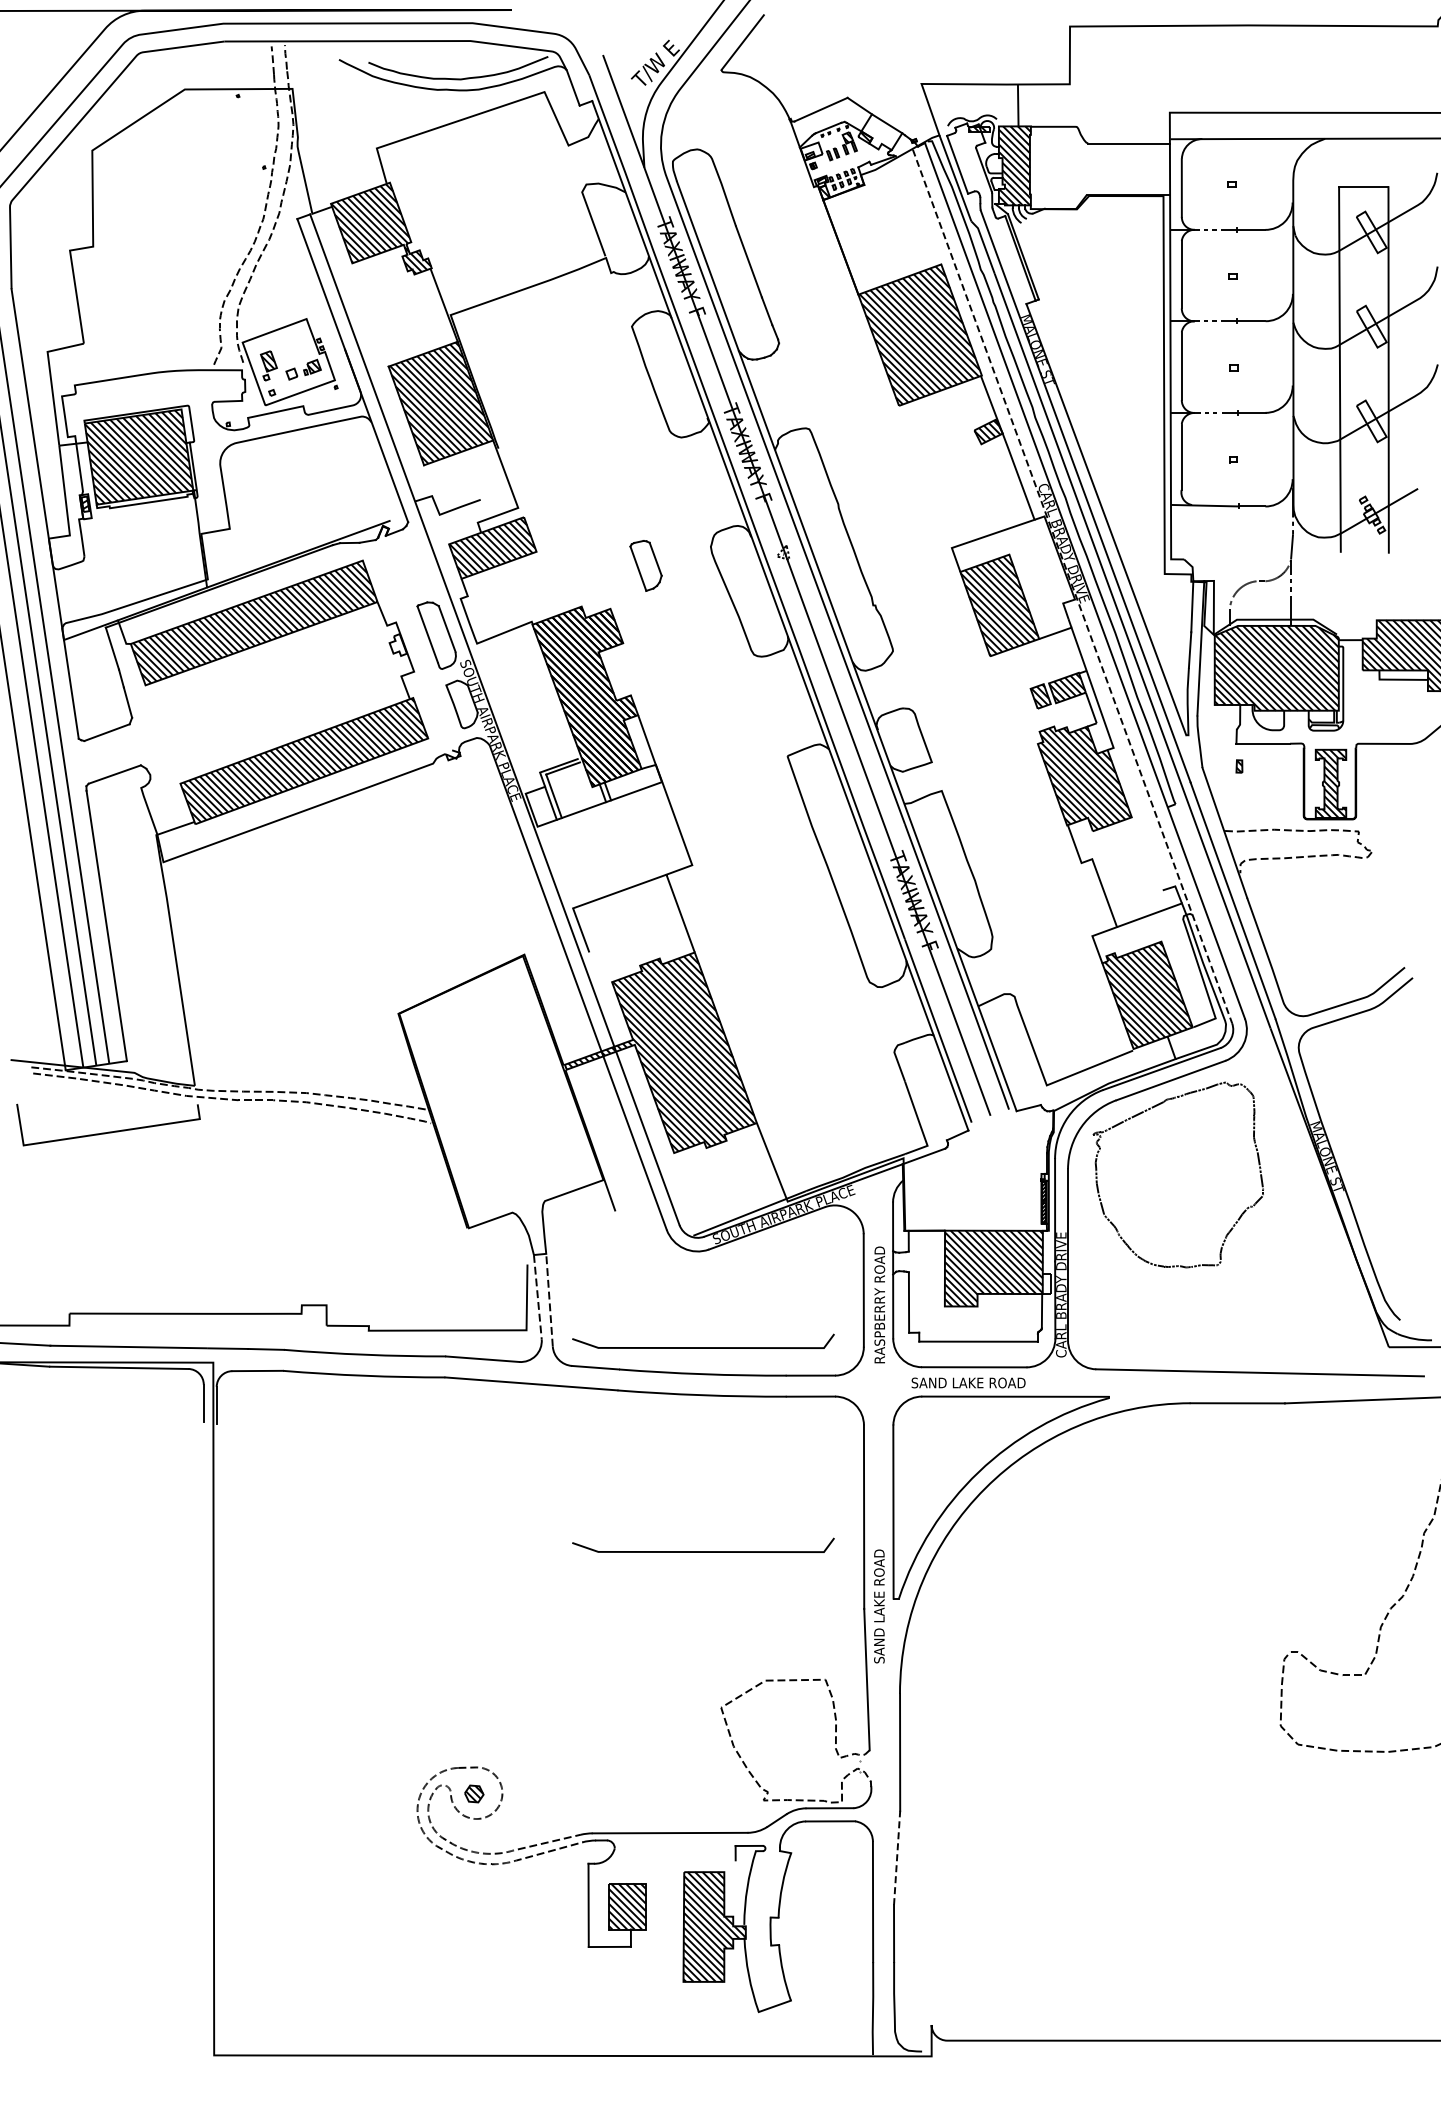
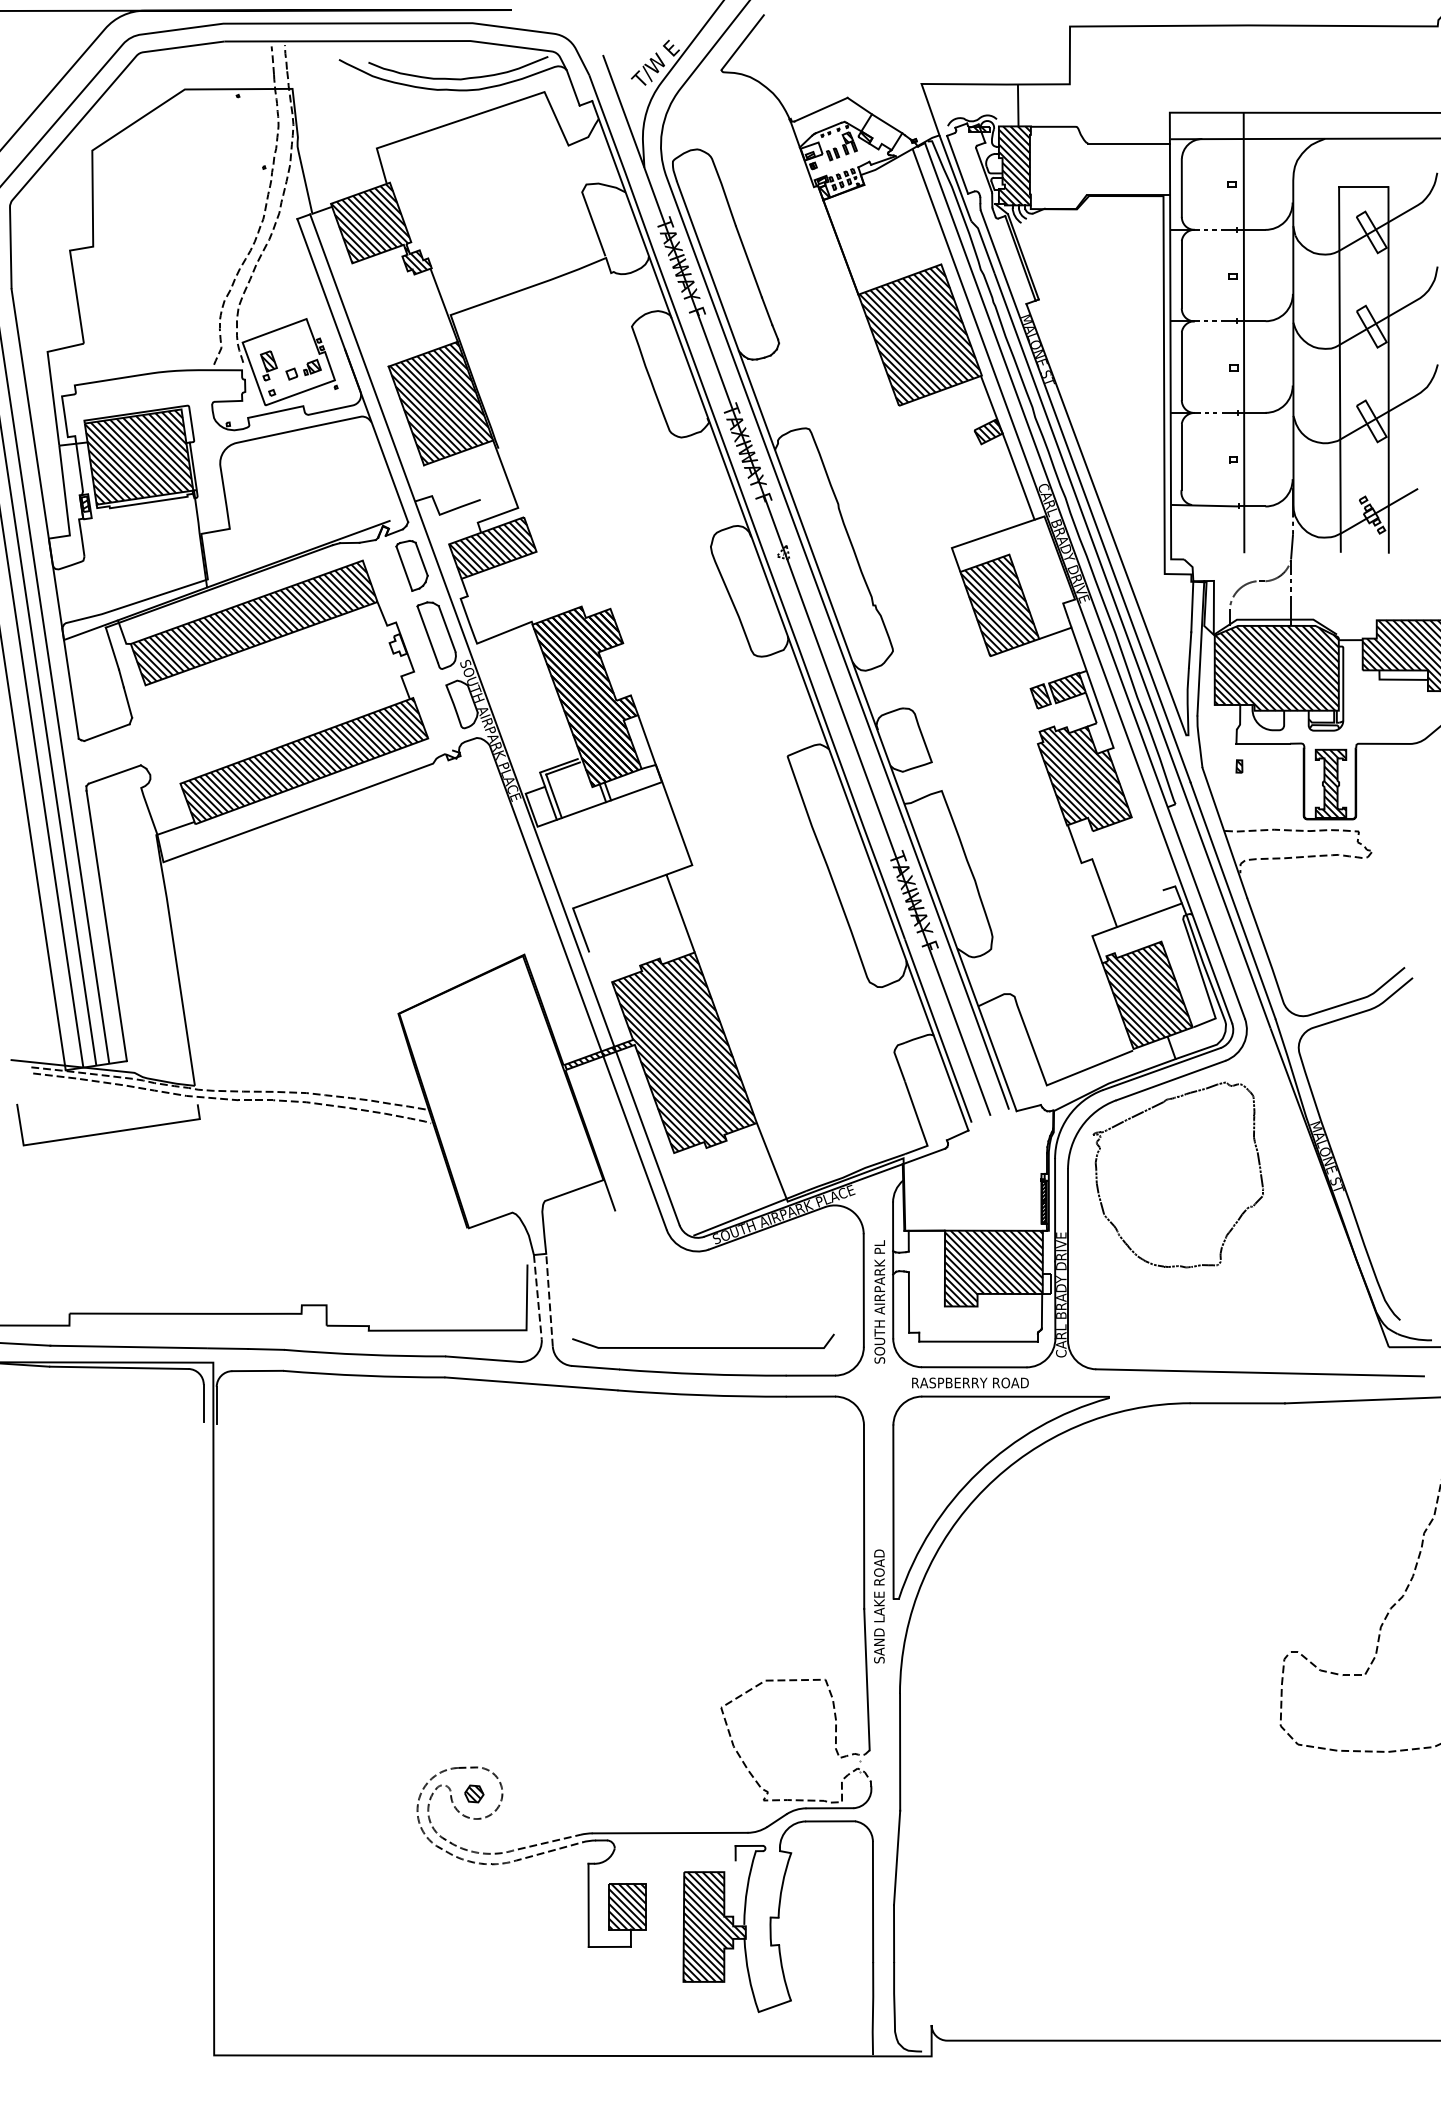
line: none -> present (1243, 332)
part position: (645, 565) -> (411, 565) (411, 565)
line: dashed -> solid (1072, 586)
text: RASPBERRY ROAD -> SOUTH AIRPARK PL (879, 1301)
text: SAND LAKE ROAD -> RASPBERRY ROAD (969, 1382)
line: present -> none (703, 1551)
line: dashed -> solid (897, 1857)
